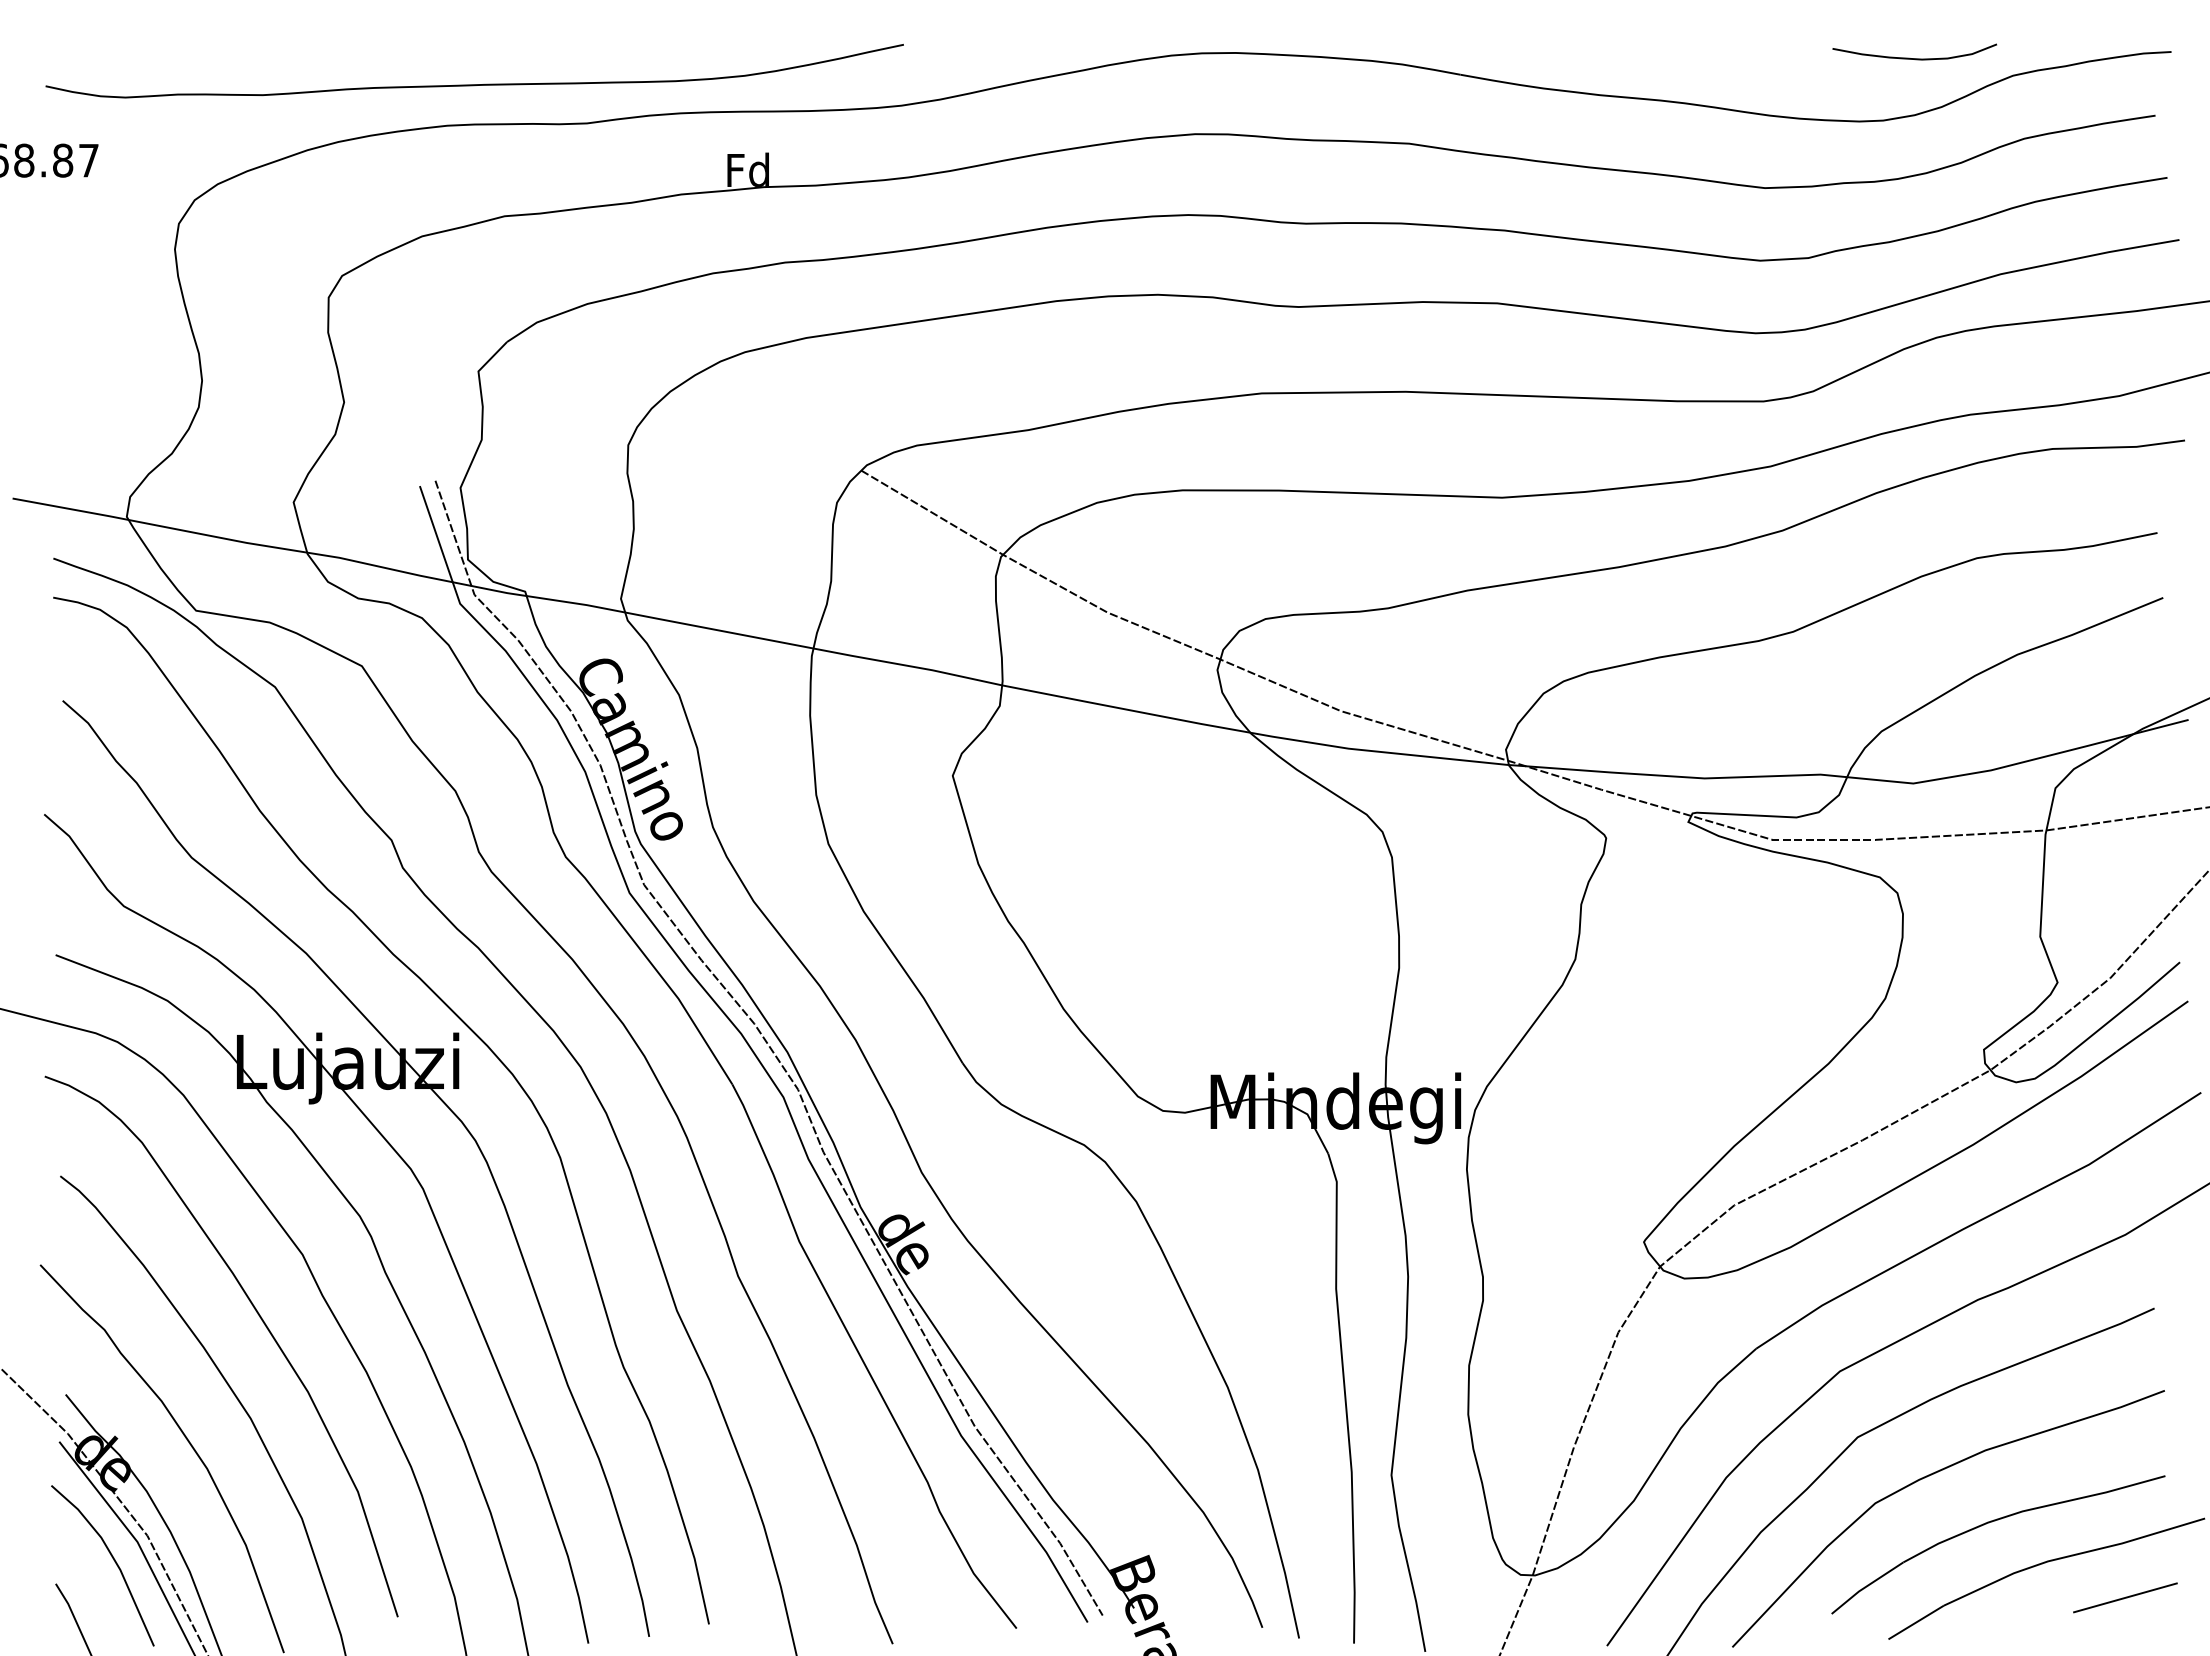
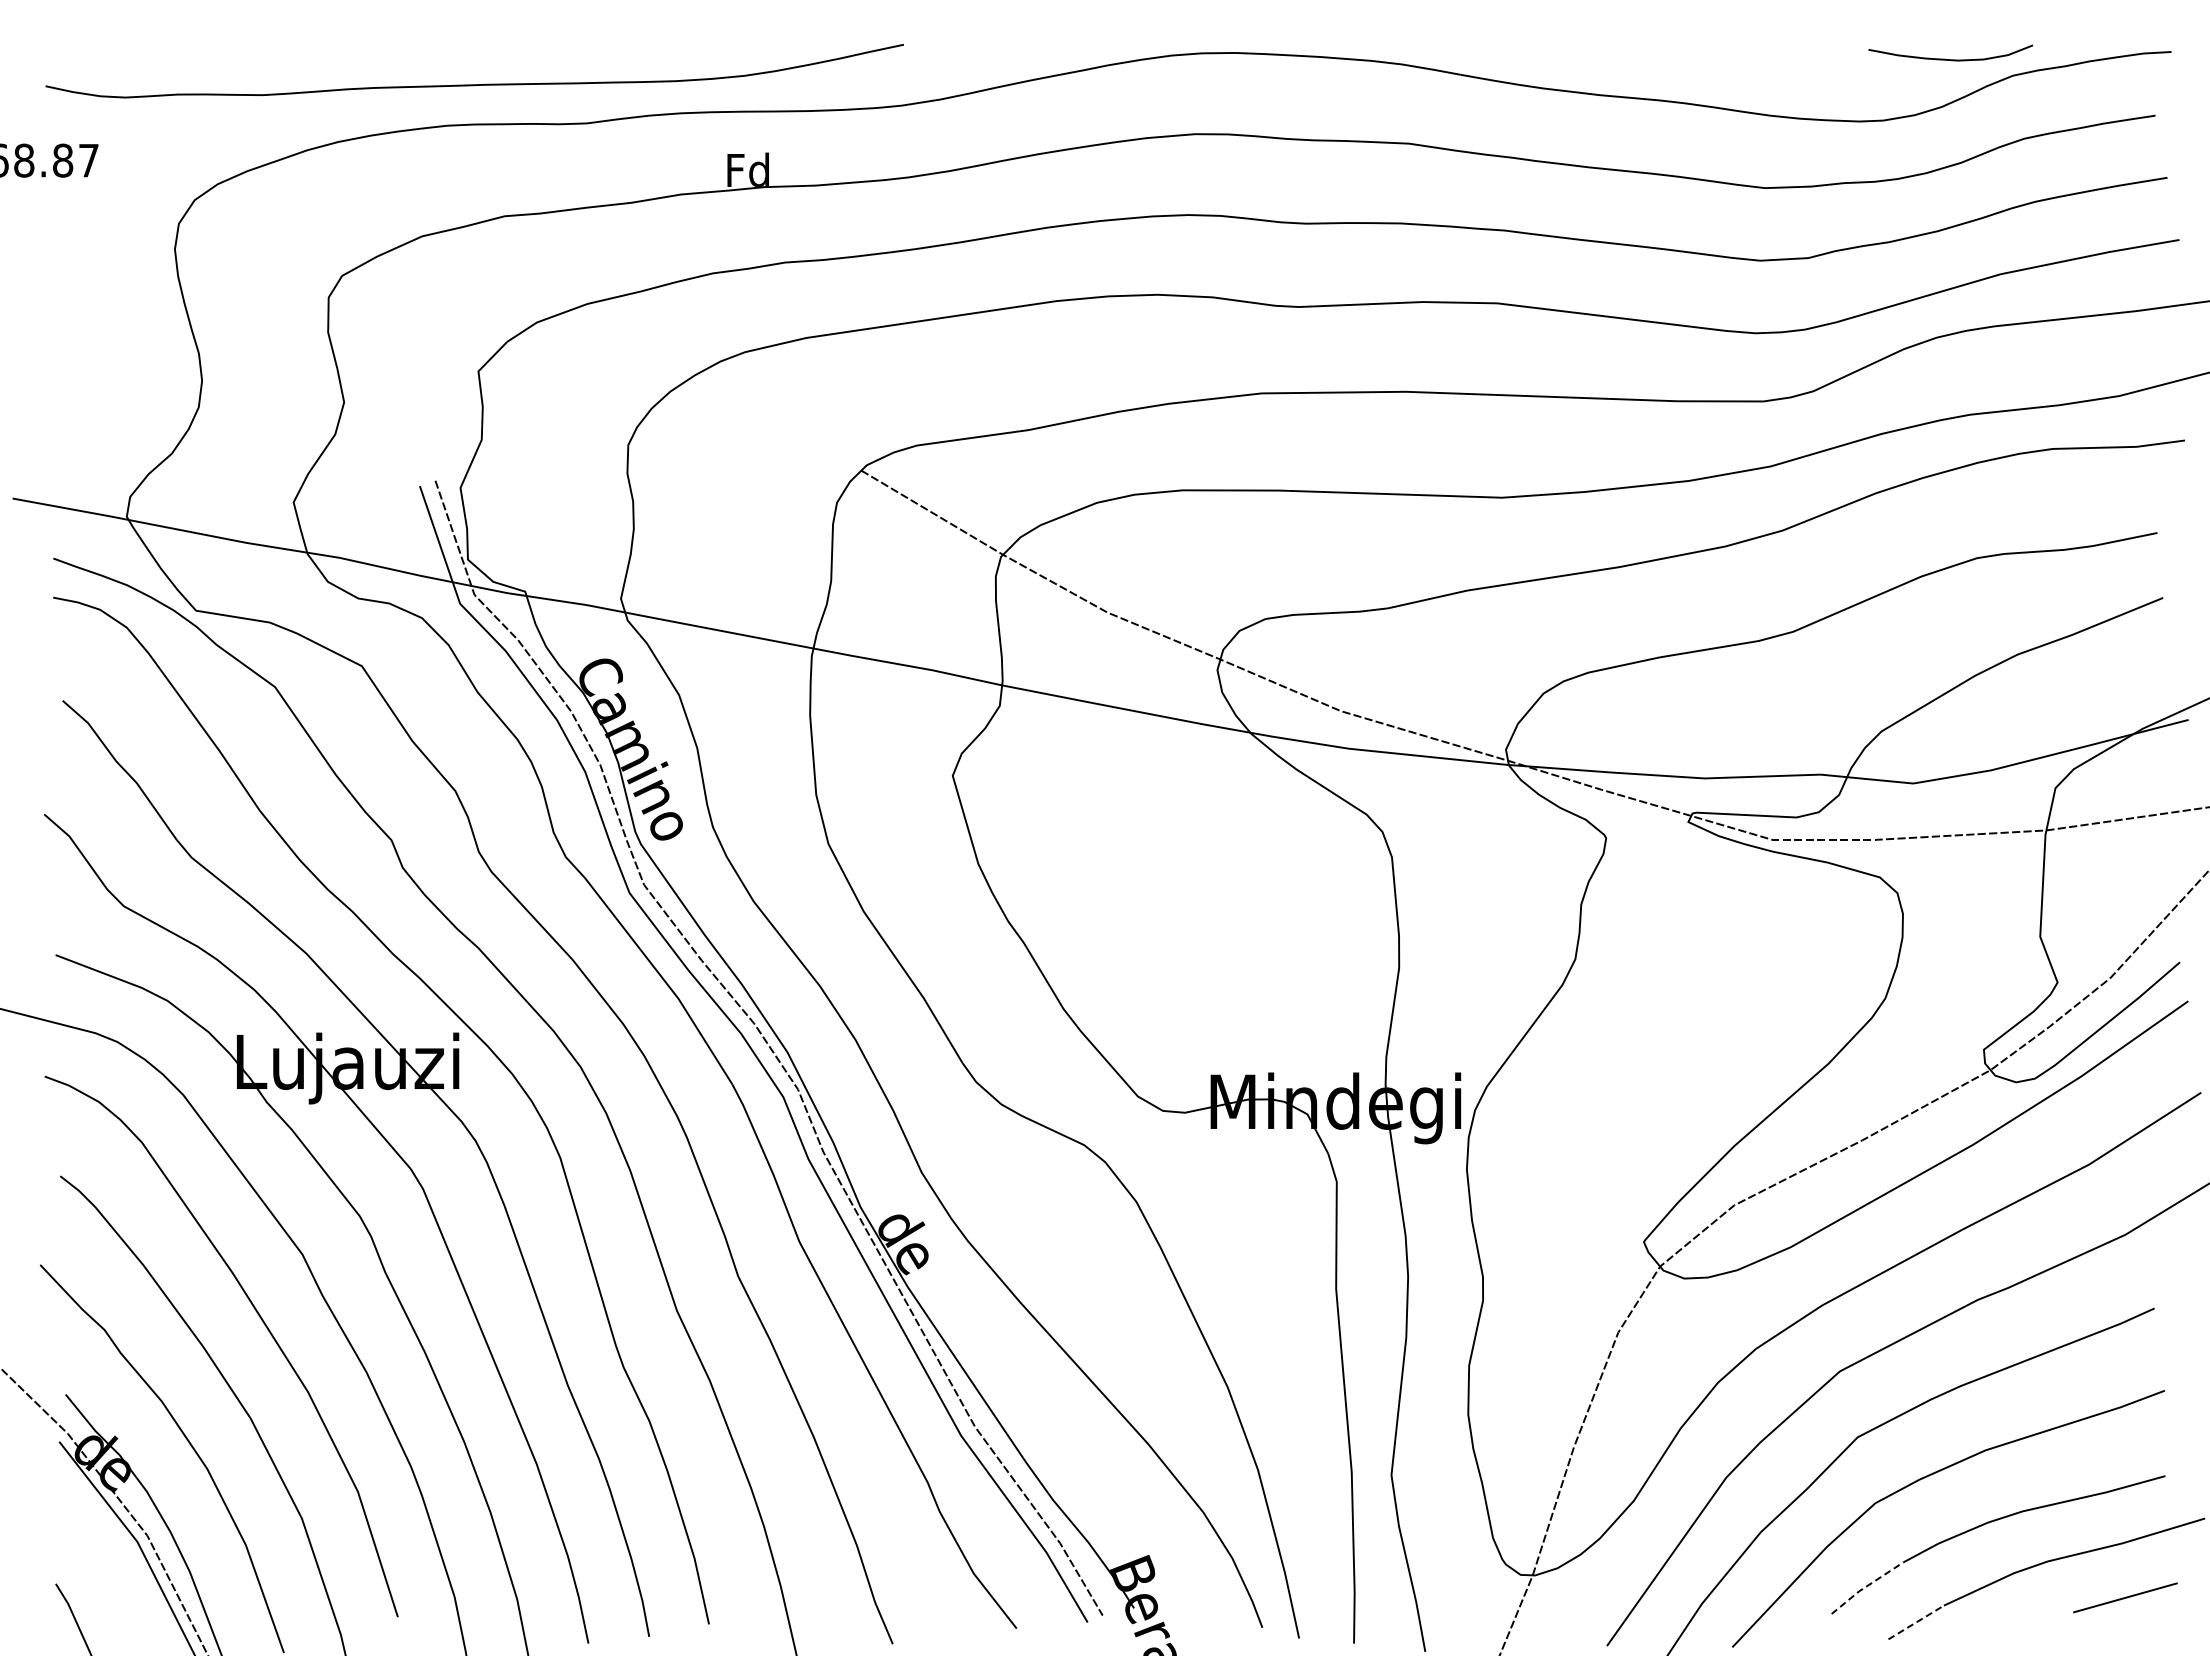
curve position: (1914, 58) -> (1950, 59) (1950, 59)
line: present -> none (111, 1557)
line: solid -> dashed (1866, 1586)
line: solid -> dashed (1916, 1622)
